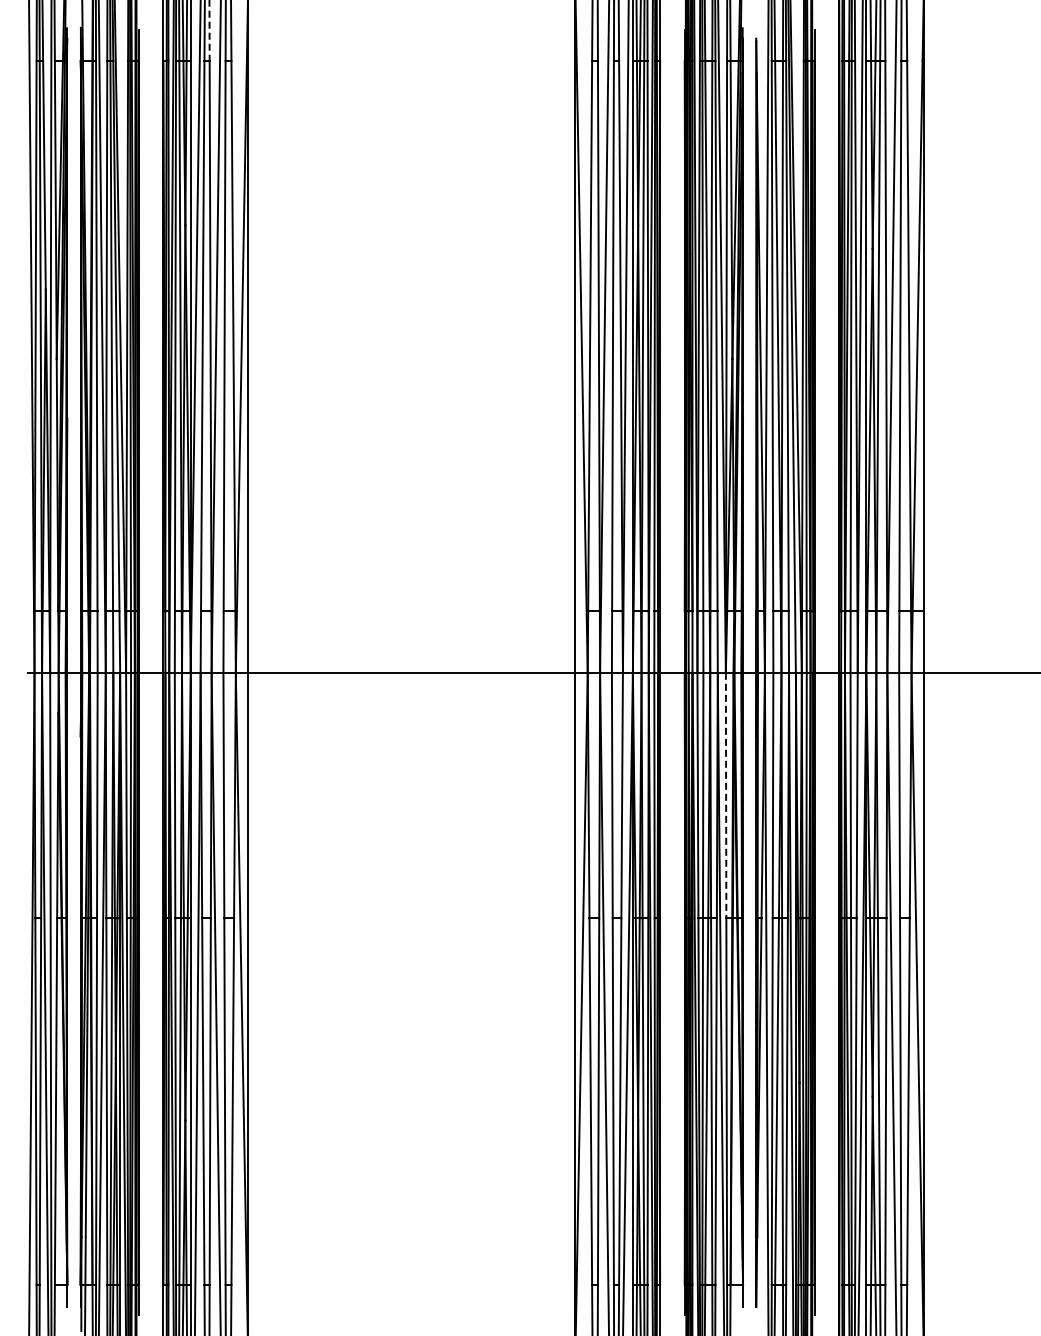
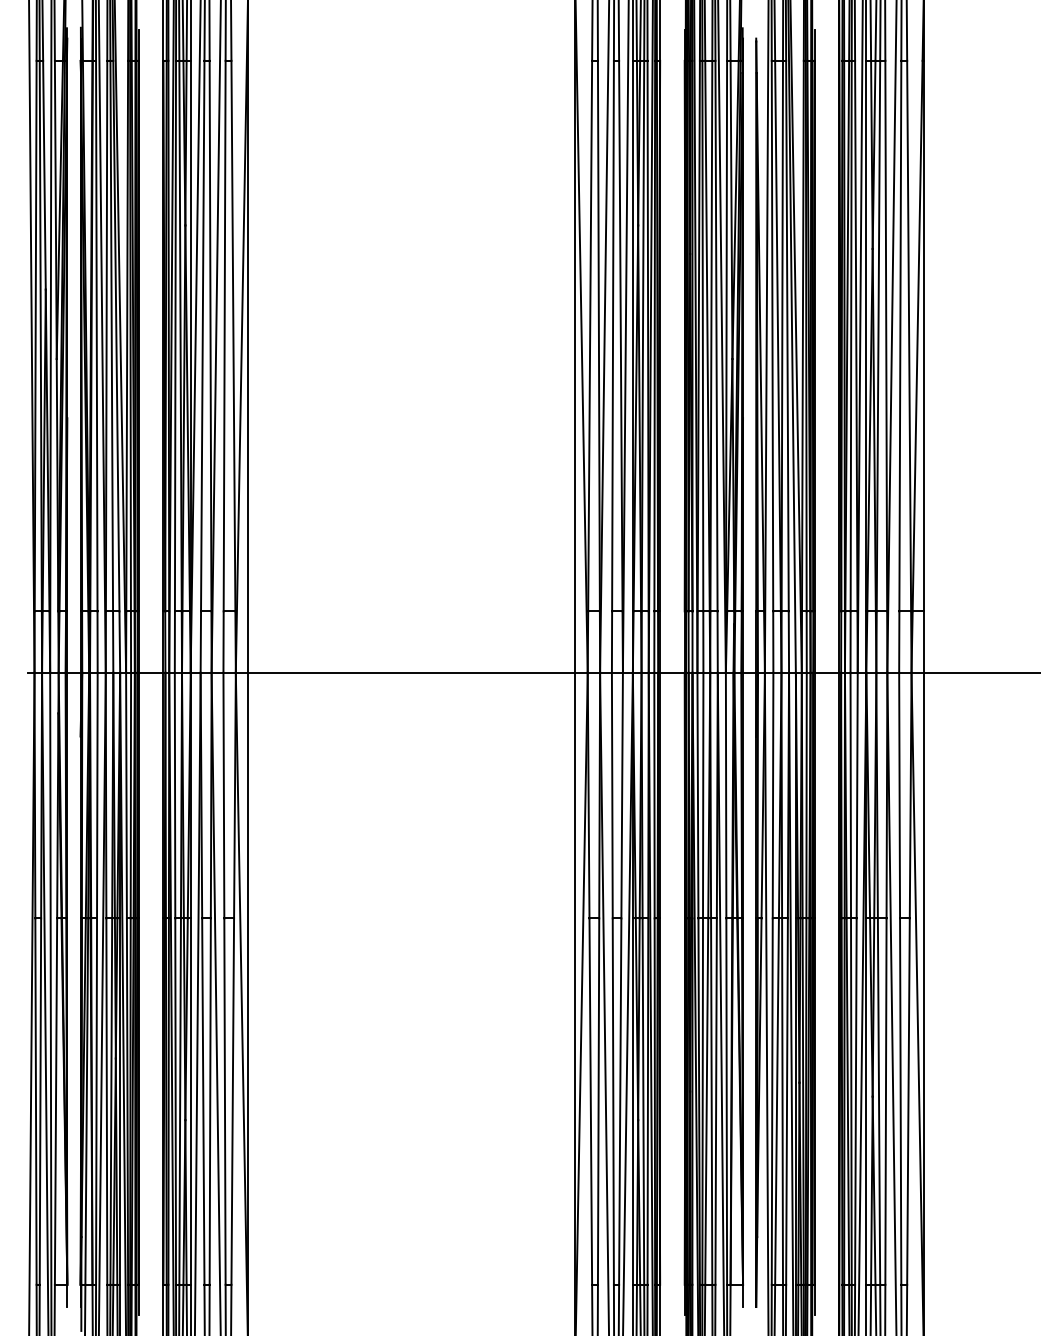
line: dashed -> solid (209, 30)
line: dashed -> solid (726, 795)
